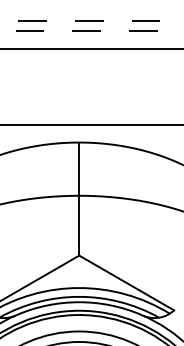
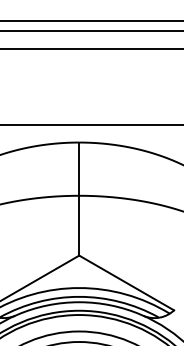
line: dashed -> solid (92, 21)
line: dashed -> solid (92, 30)
